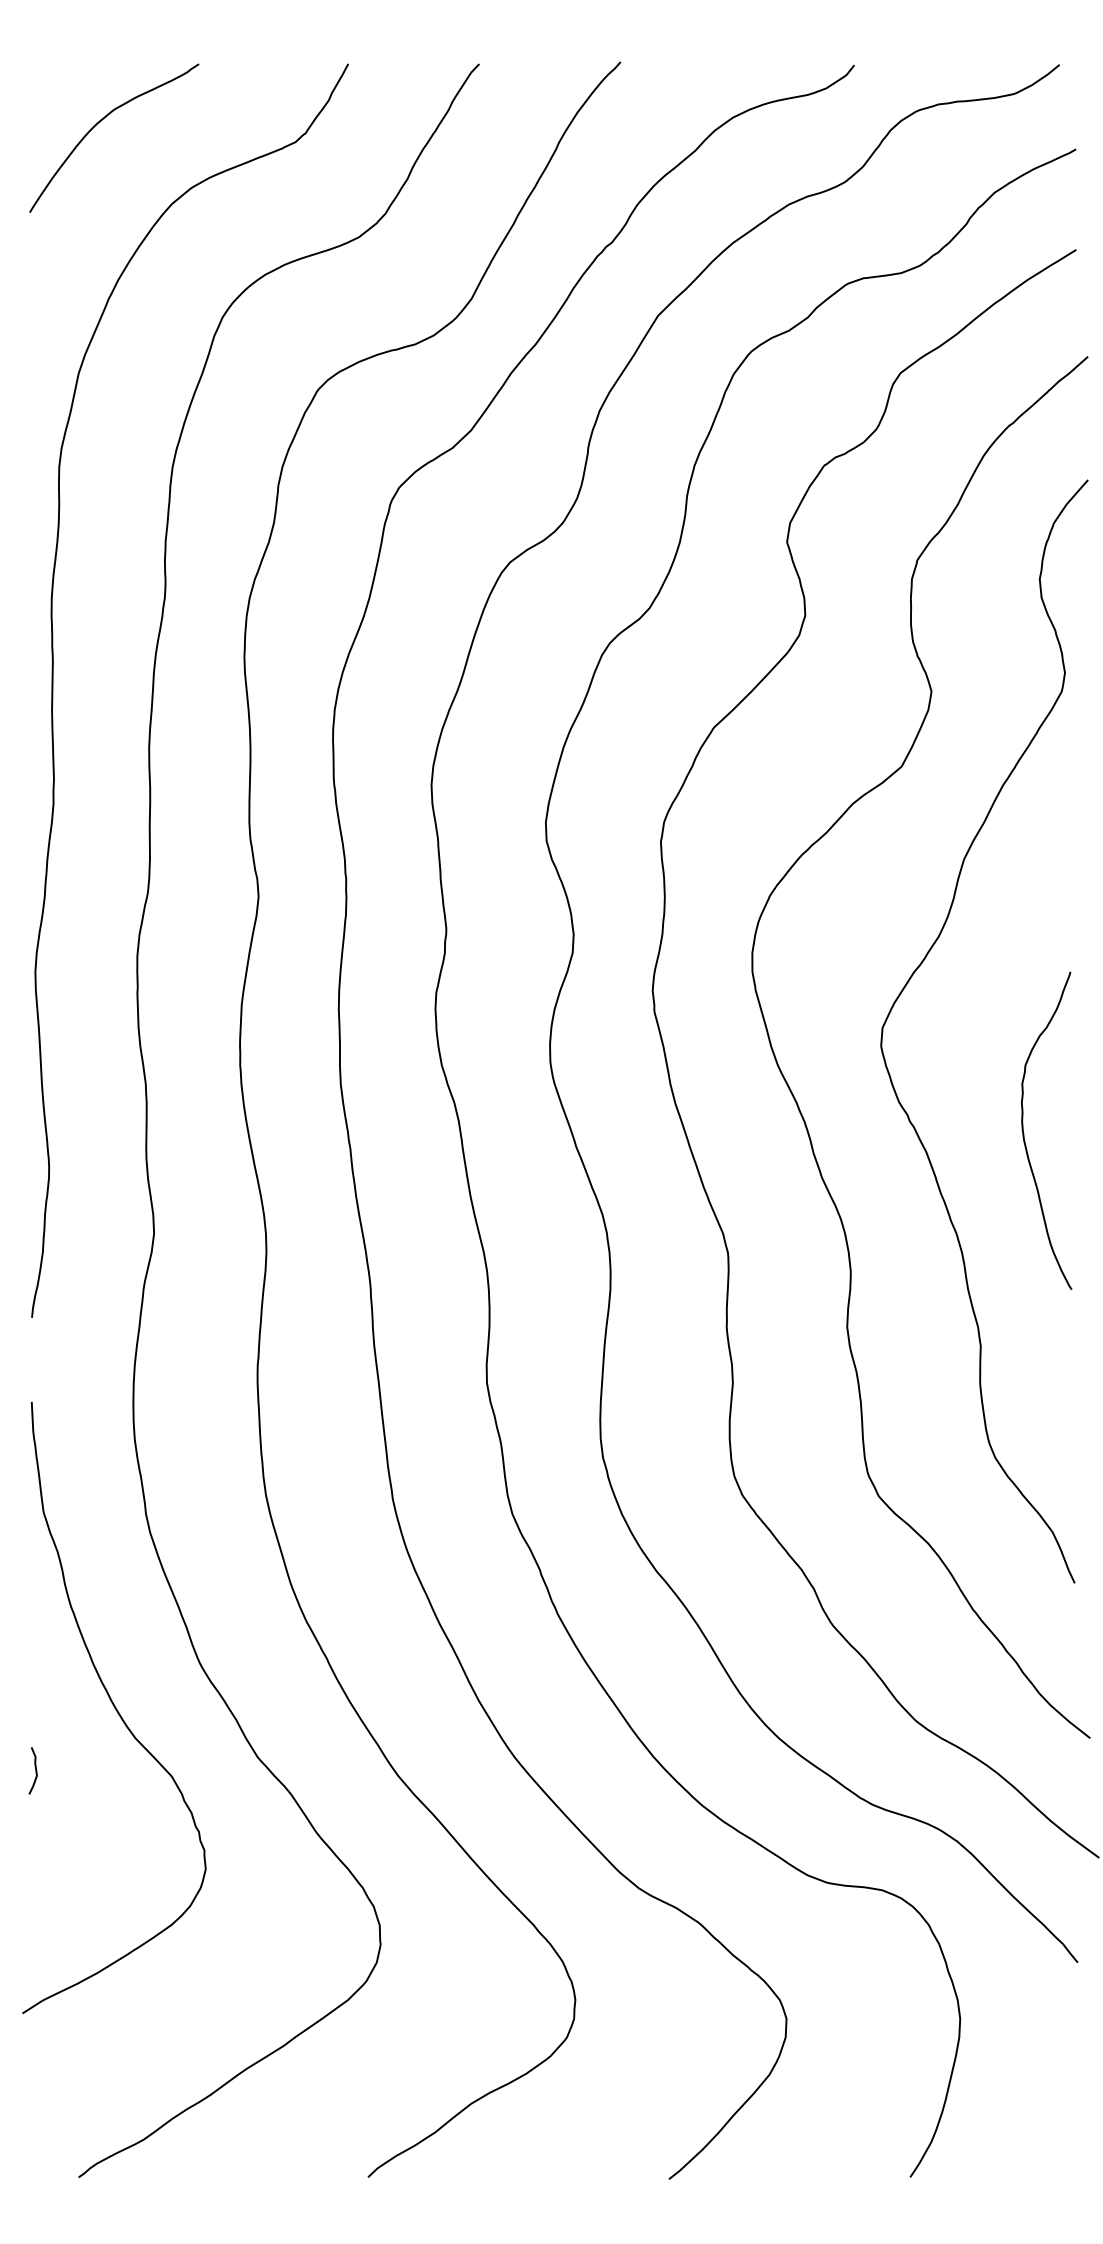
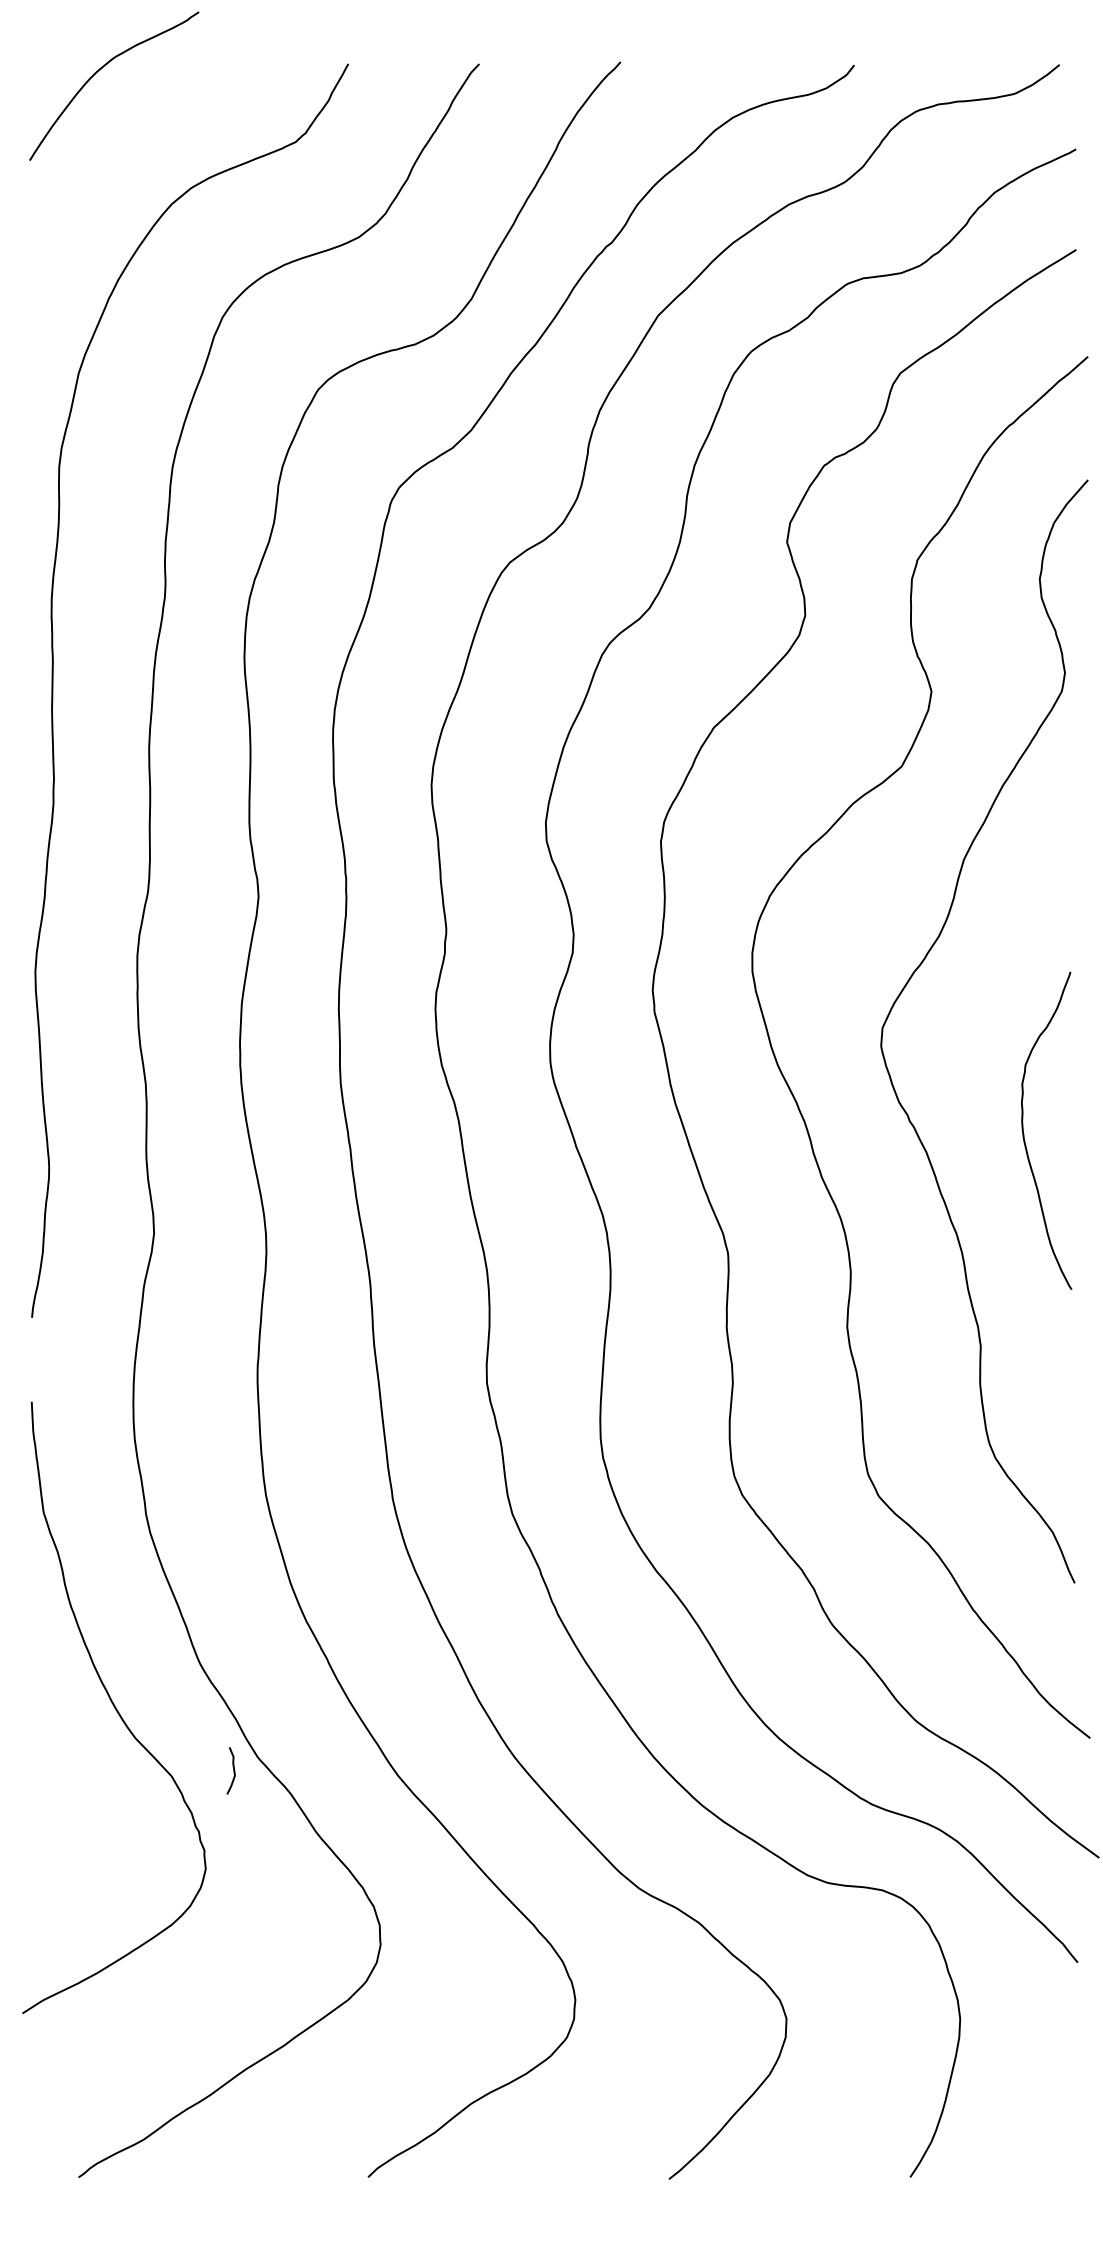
curve position: (100, 122) -> (100, 70) (100, 70)
curve position: (35, 1770) -> (233, 1770) (233, 1770)
